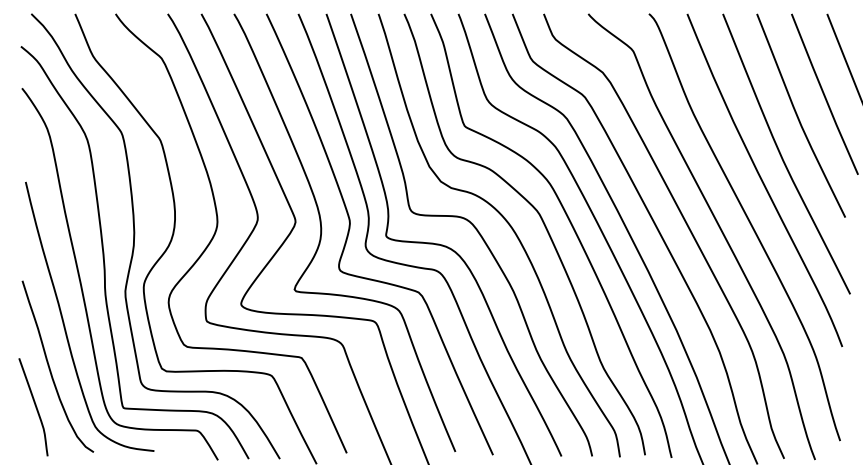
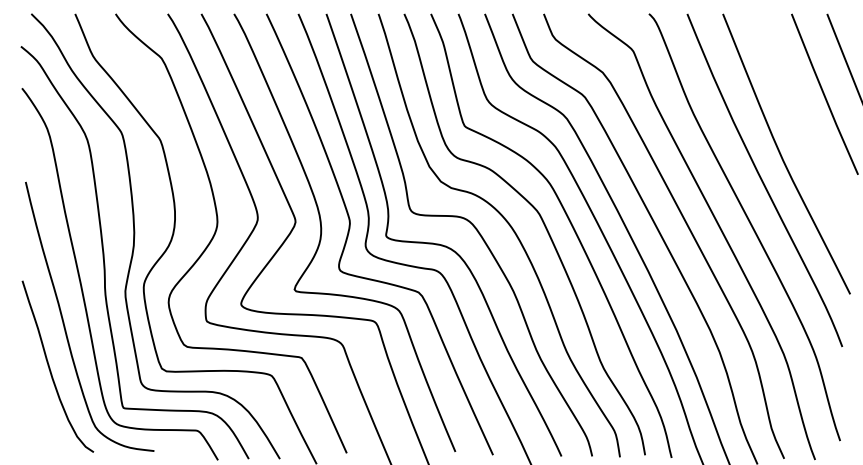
curve: present -> none (798, 115)
curve: present -> none (35, 407)
